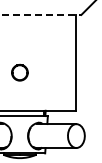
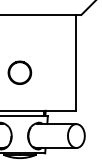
line: dashed -> solid (40, 14)
part size: 18x19 px -> 26x25 px (19, 72)
